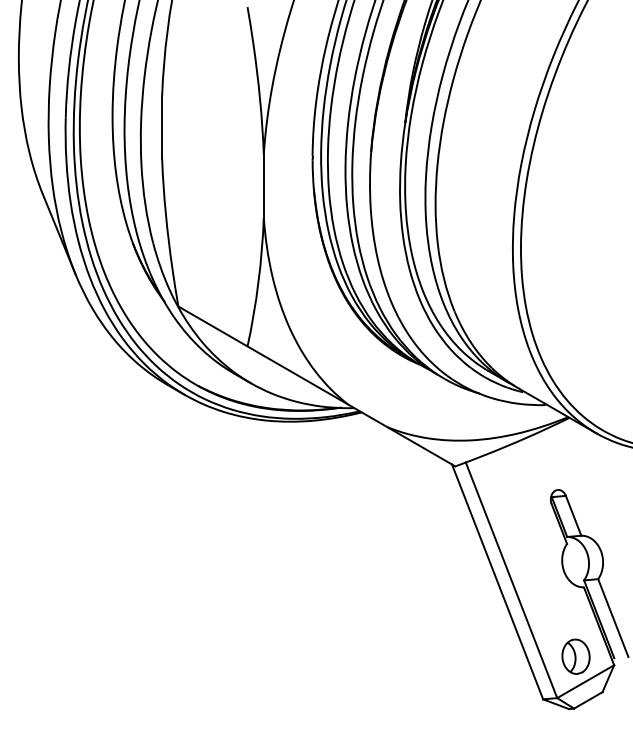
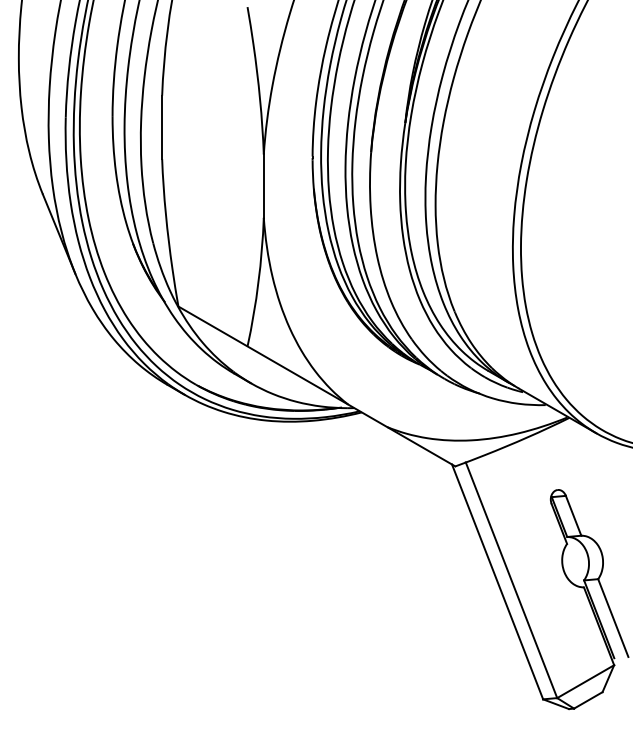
part: present -> none (575, 656)
